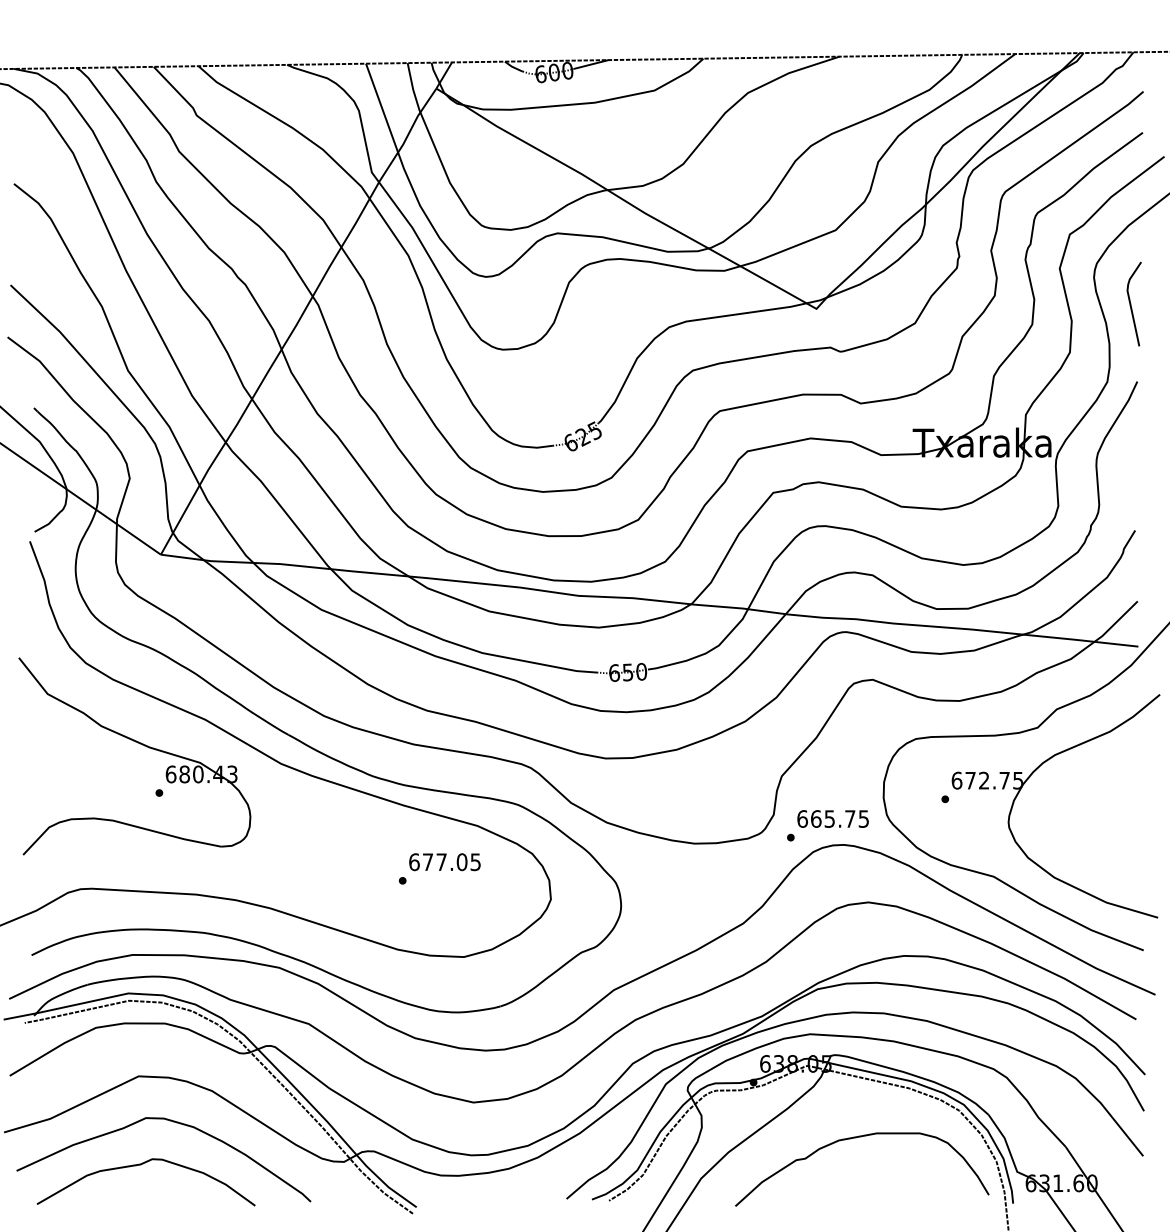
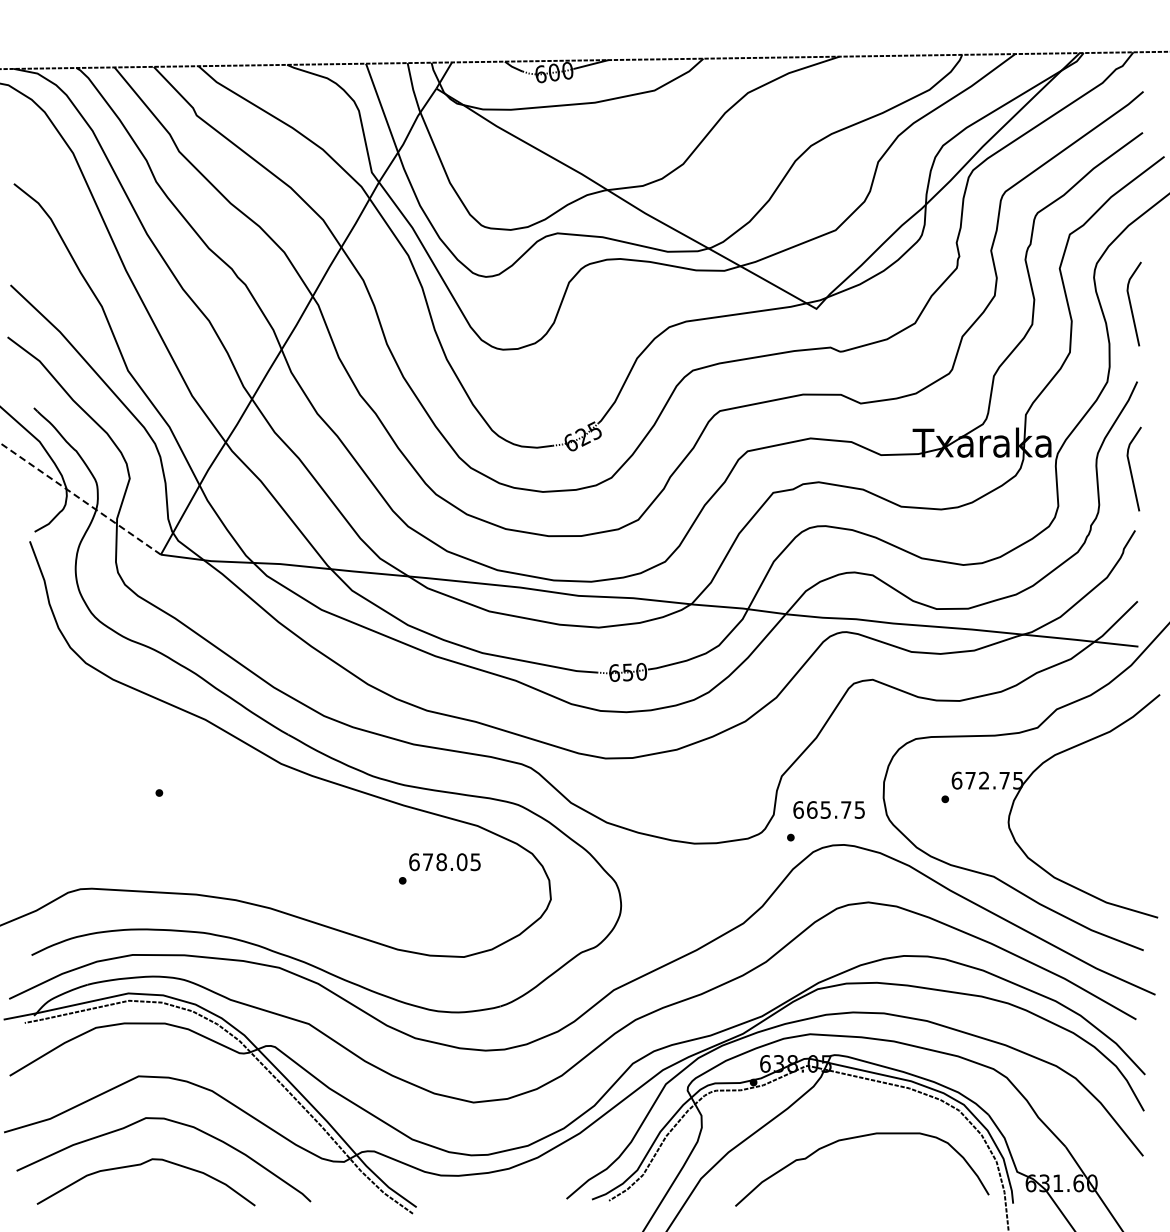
line: none -> present (1131, 468)
line: solid -> dashed (80, 498)
part: present -> none (137, 743)
text position: (832, 818) -> (828, 809) (828, 809)
text: 677.05 -> 678.05 (441, 862)
